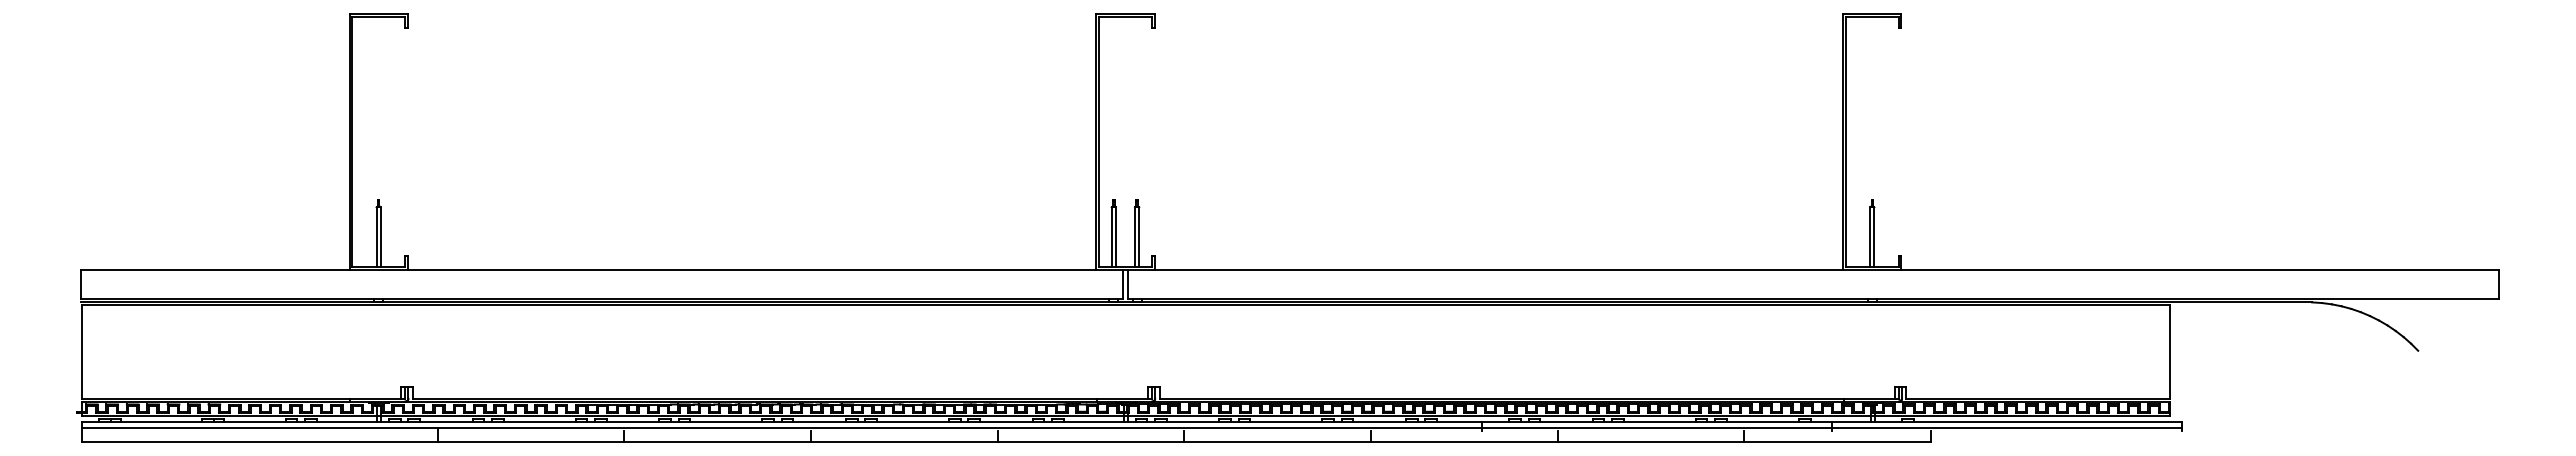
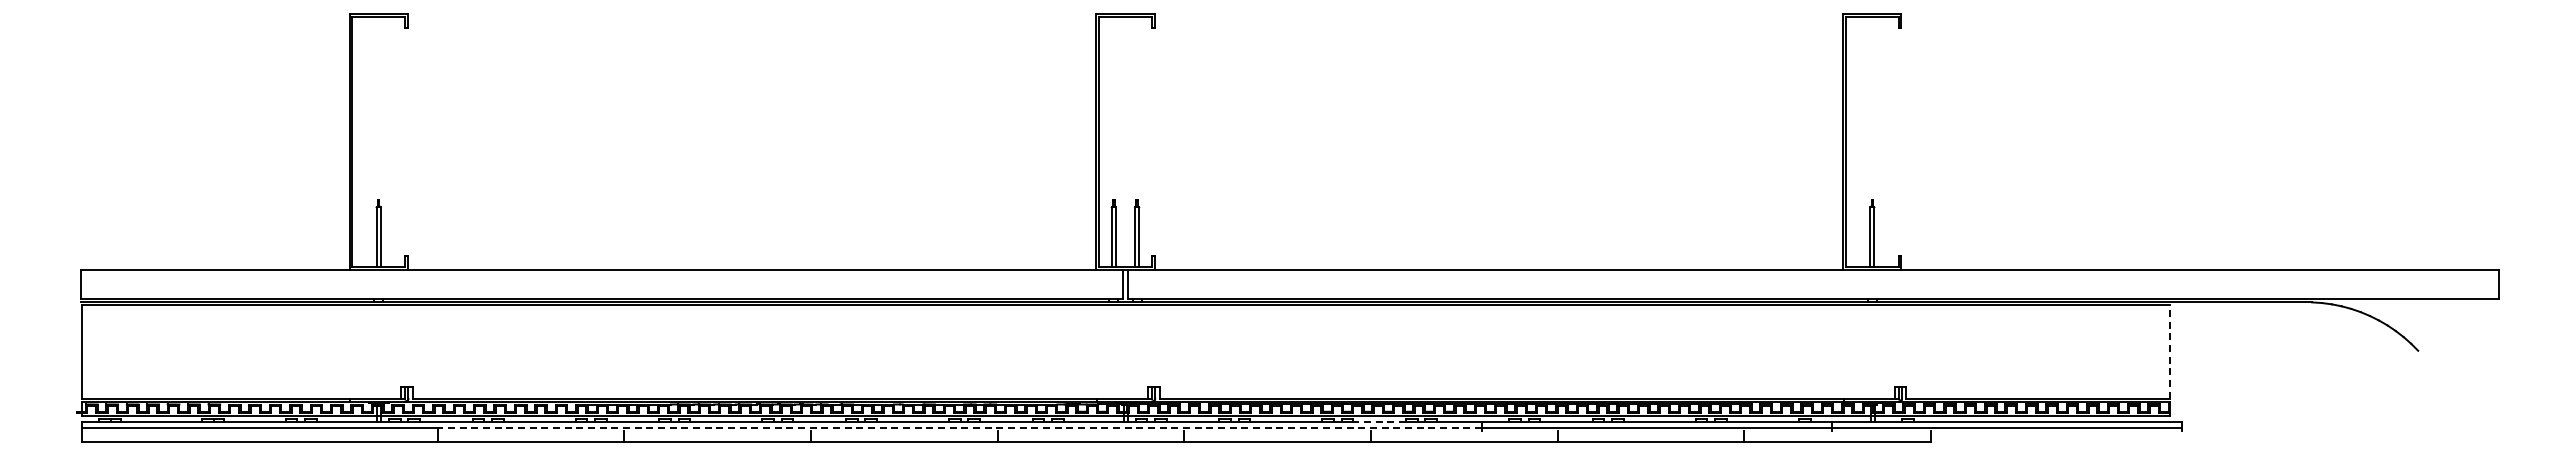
line: solid -> dashed (2170, 351)
line: solid -> dashed (1379, 421)
line: solid -> dashed (959, 427)
